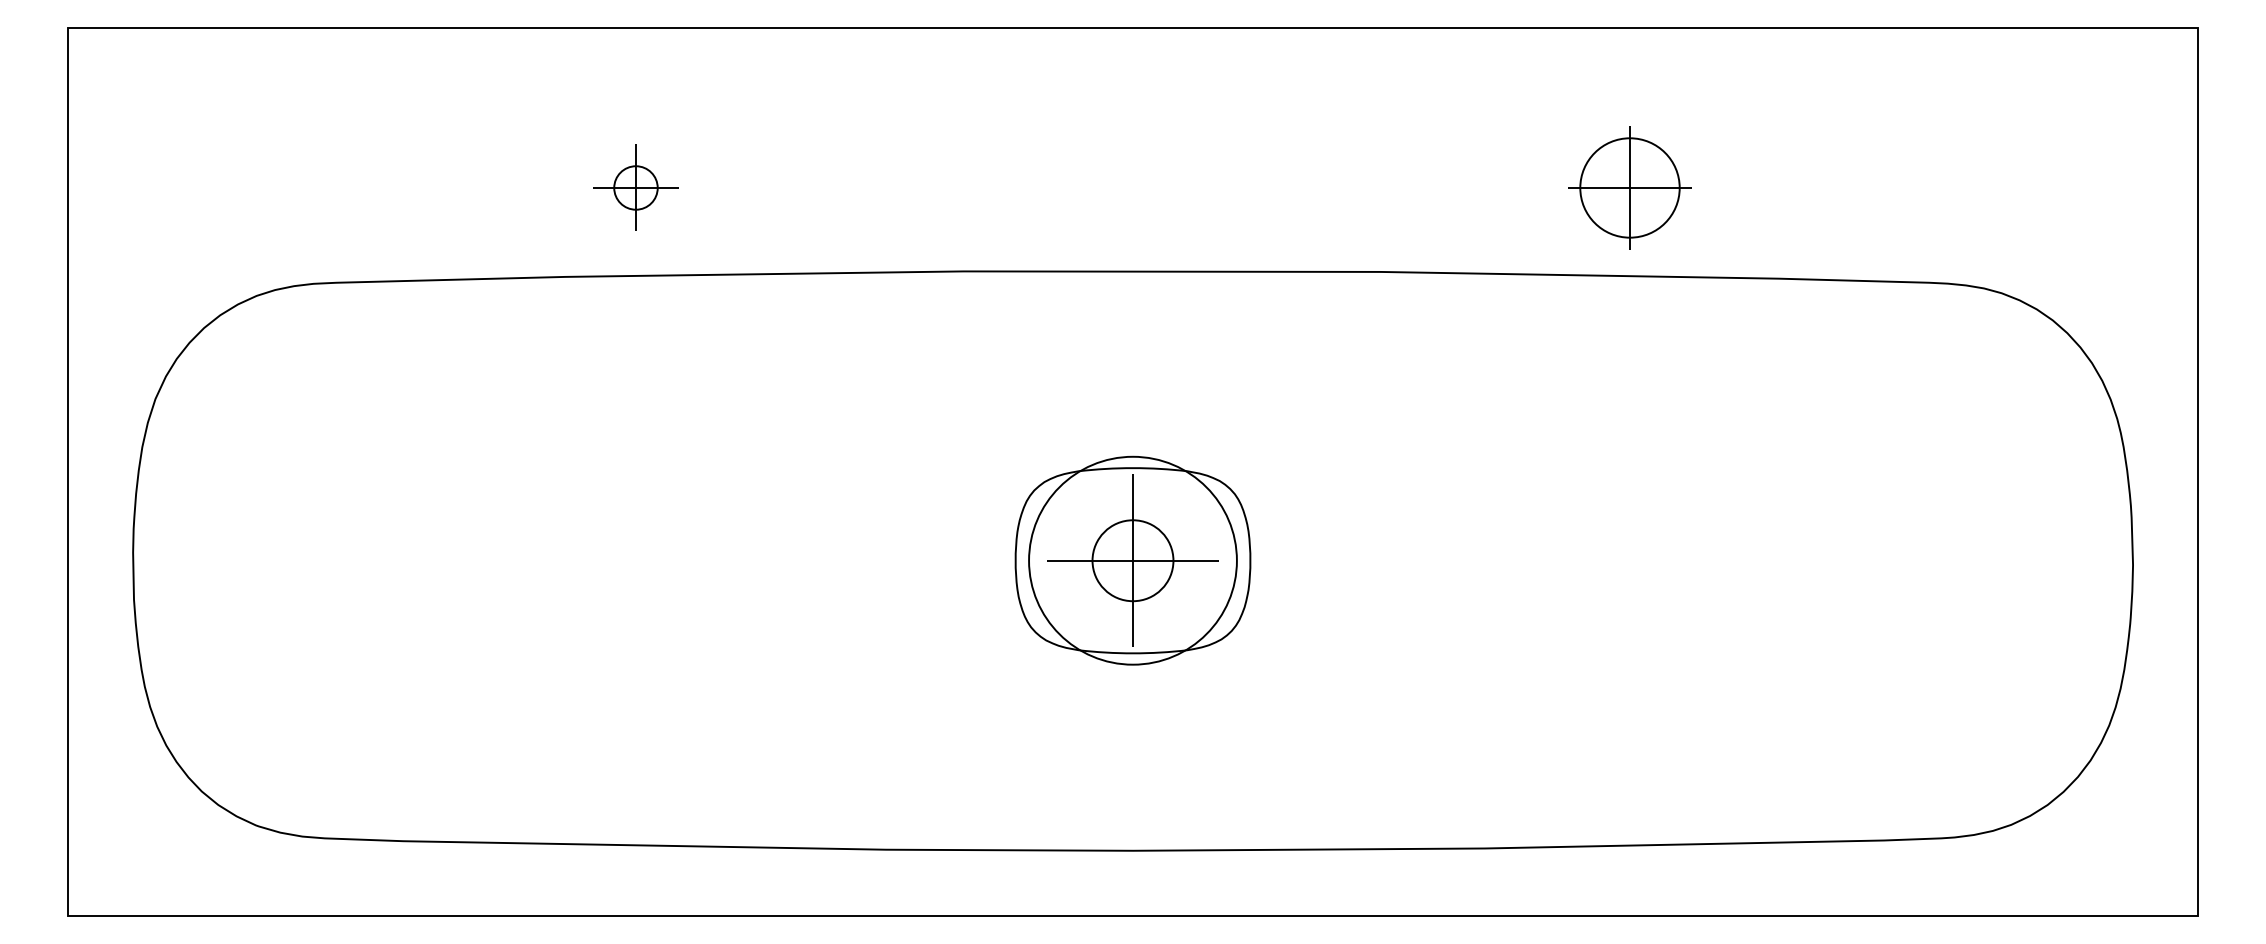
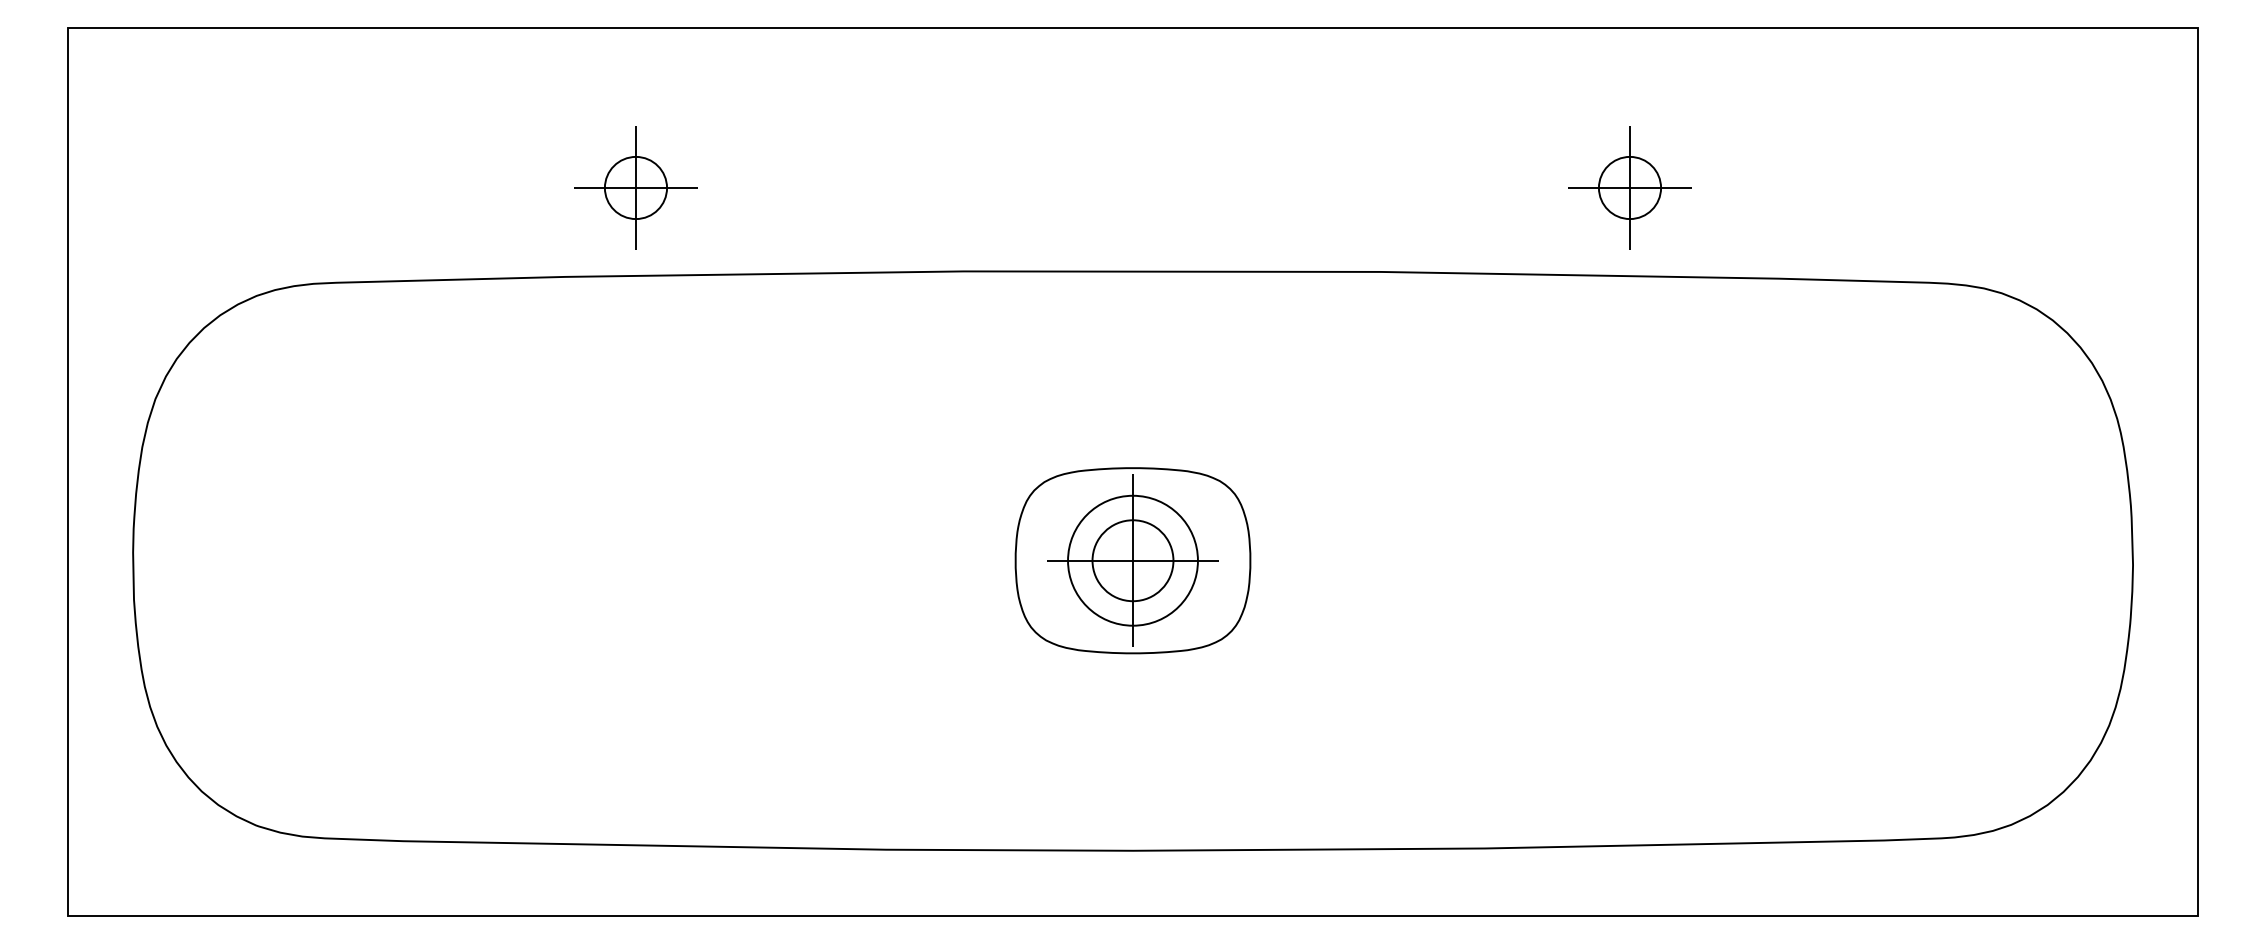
part size: 86x87 px -> 124x124 px (635, 187)
circle diameter: 99 px -> 62 px (1629, 187)
circle diameter: 208 px -> 130 px (1132, 560)
